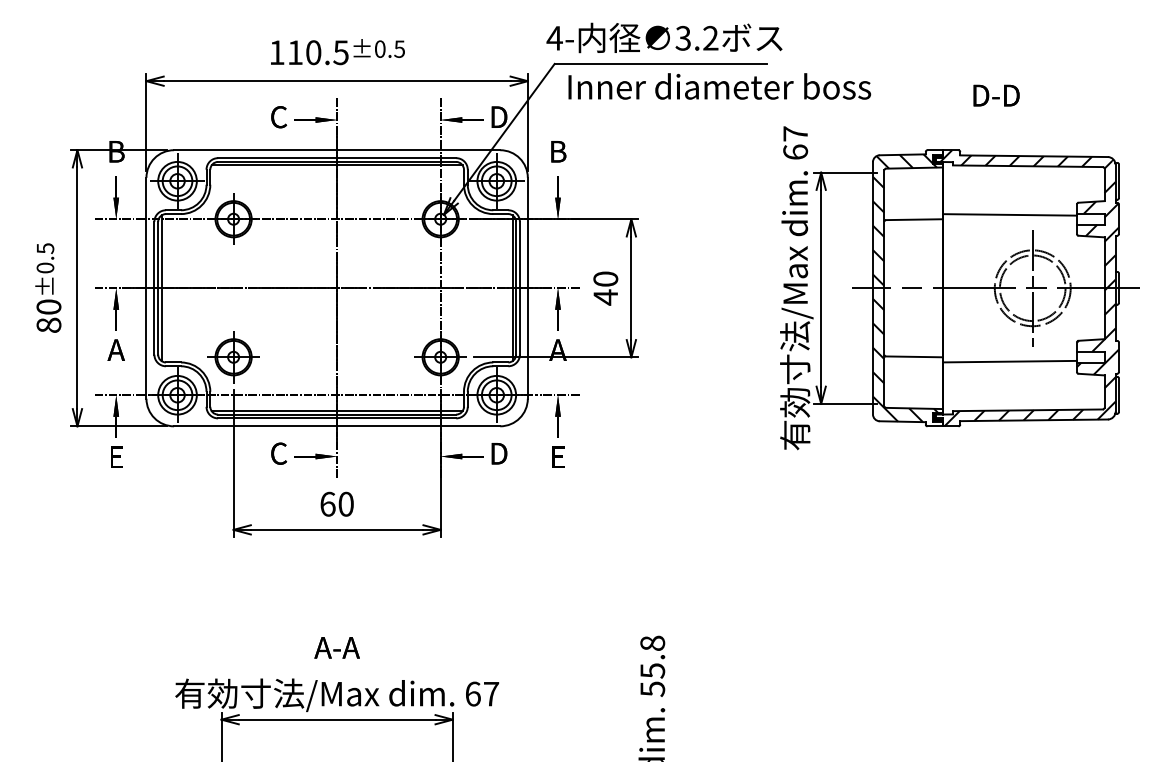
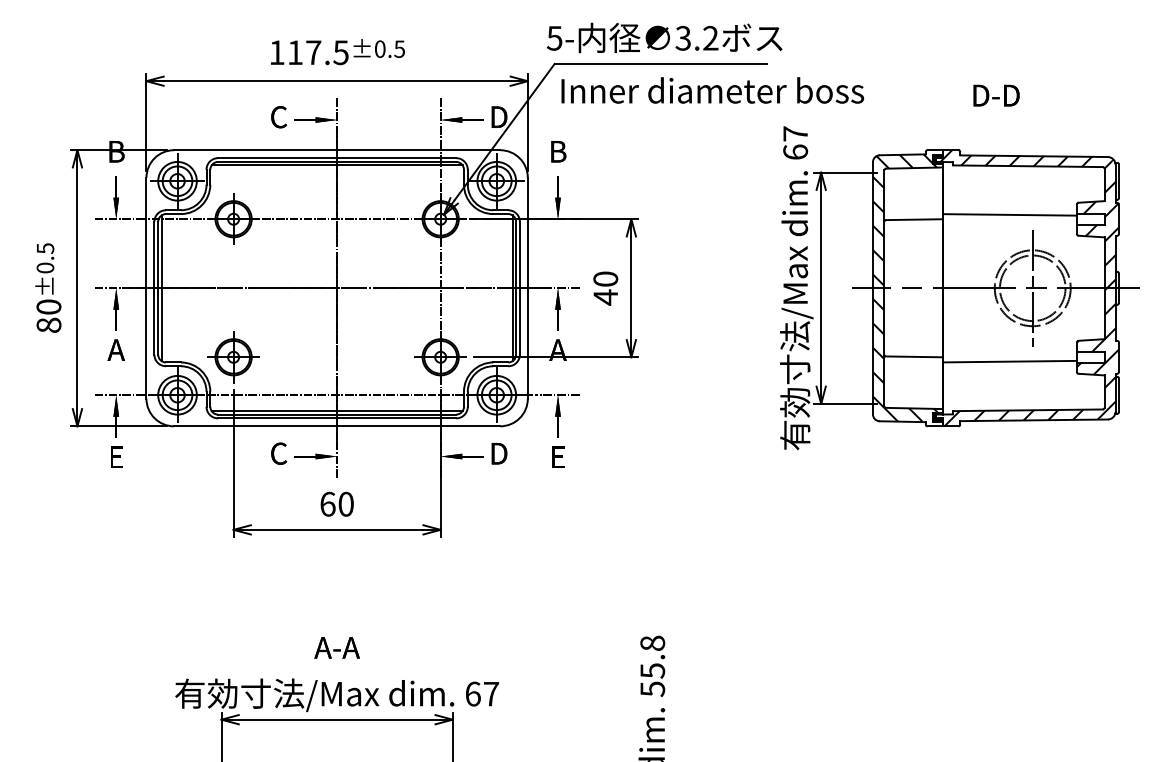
text: 4- -> 5- (554, 38)
text: 110.5 -> 117.5 (313, 52)
text position: (719, 86) -> (712, 90) (712, 90)
